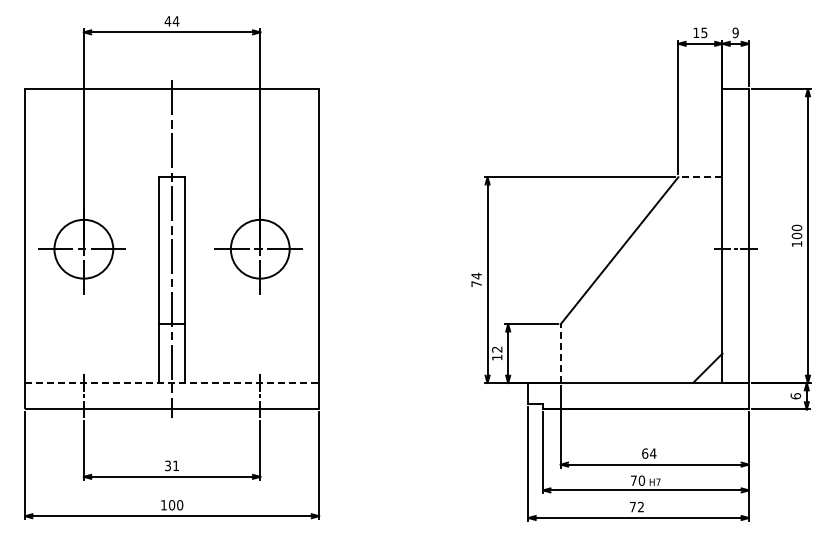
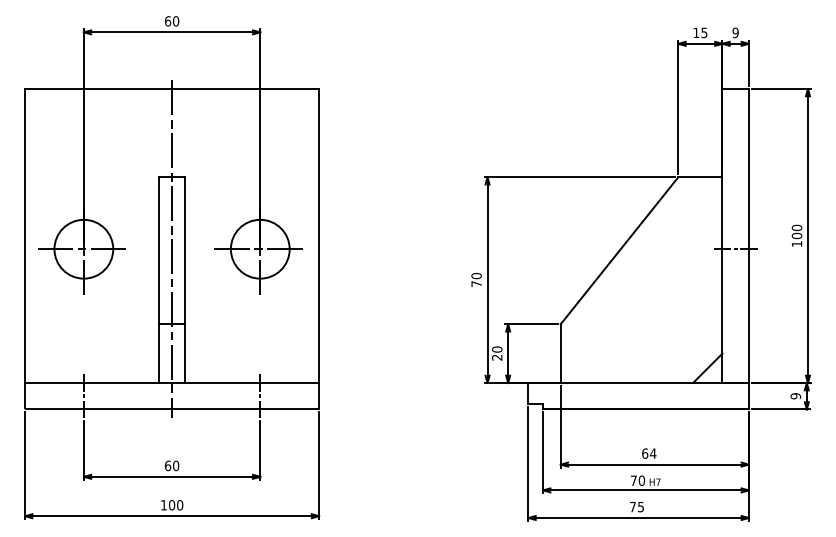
text: 44 -> 60 (171, 21)
line: dashed -> solid (699, 177)
text: 74 -> 70 (476, 275)
text: 12 -> 20 (497, 353)
line: dashed -> solid (560, 353)
line: dashed -> solid (172, 383)
text: 6 -> 9 (795, 396)
text: 31 -> 60 (172, 465)
text: 72 -> 75 (640, 506)
